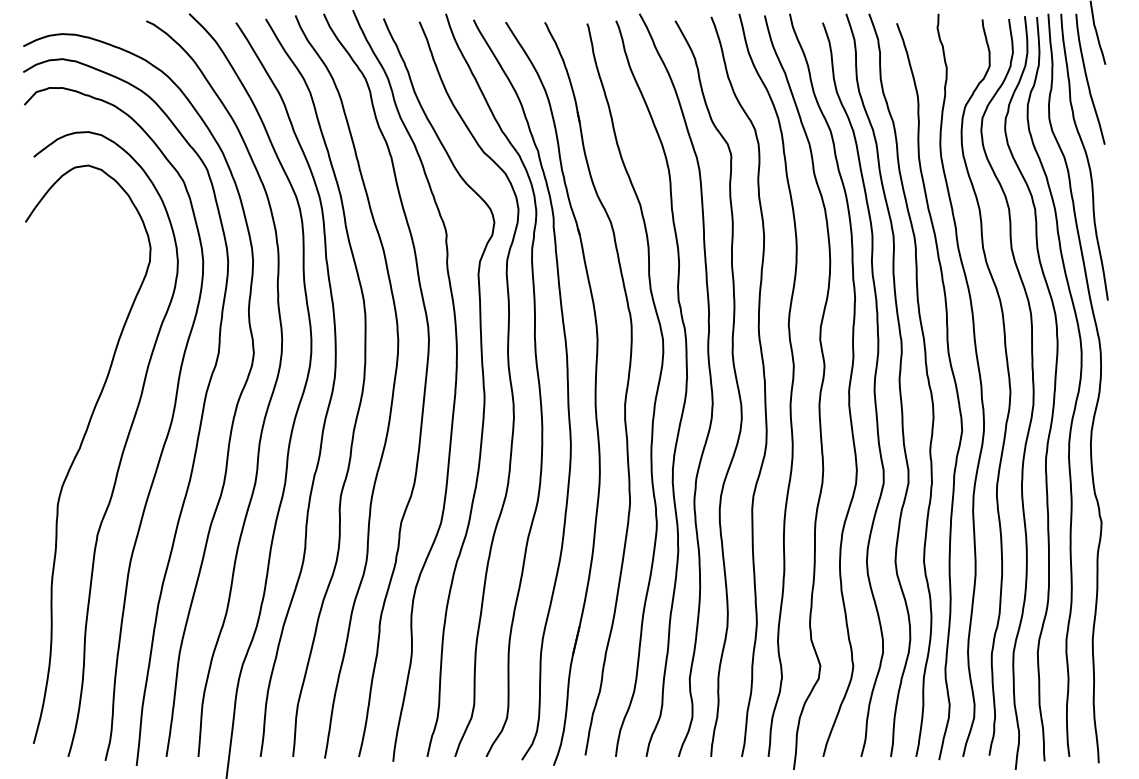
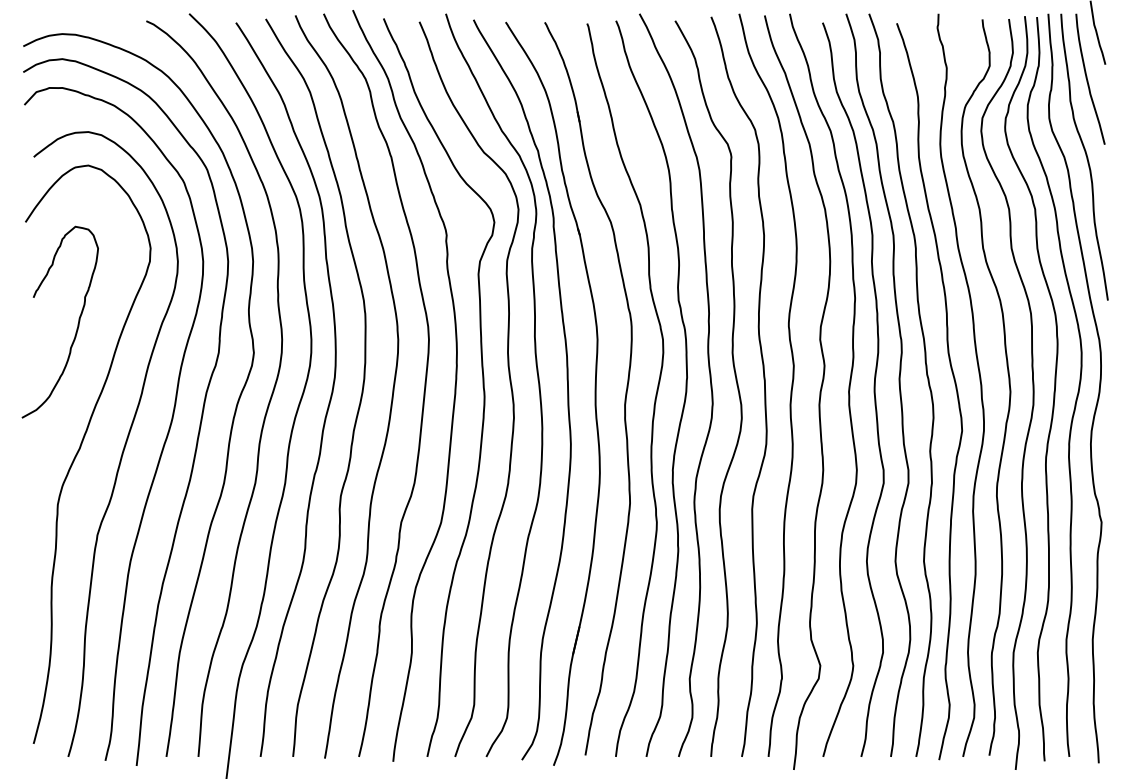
curve: none -> present (77, 323)
